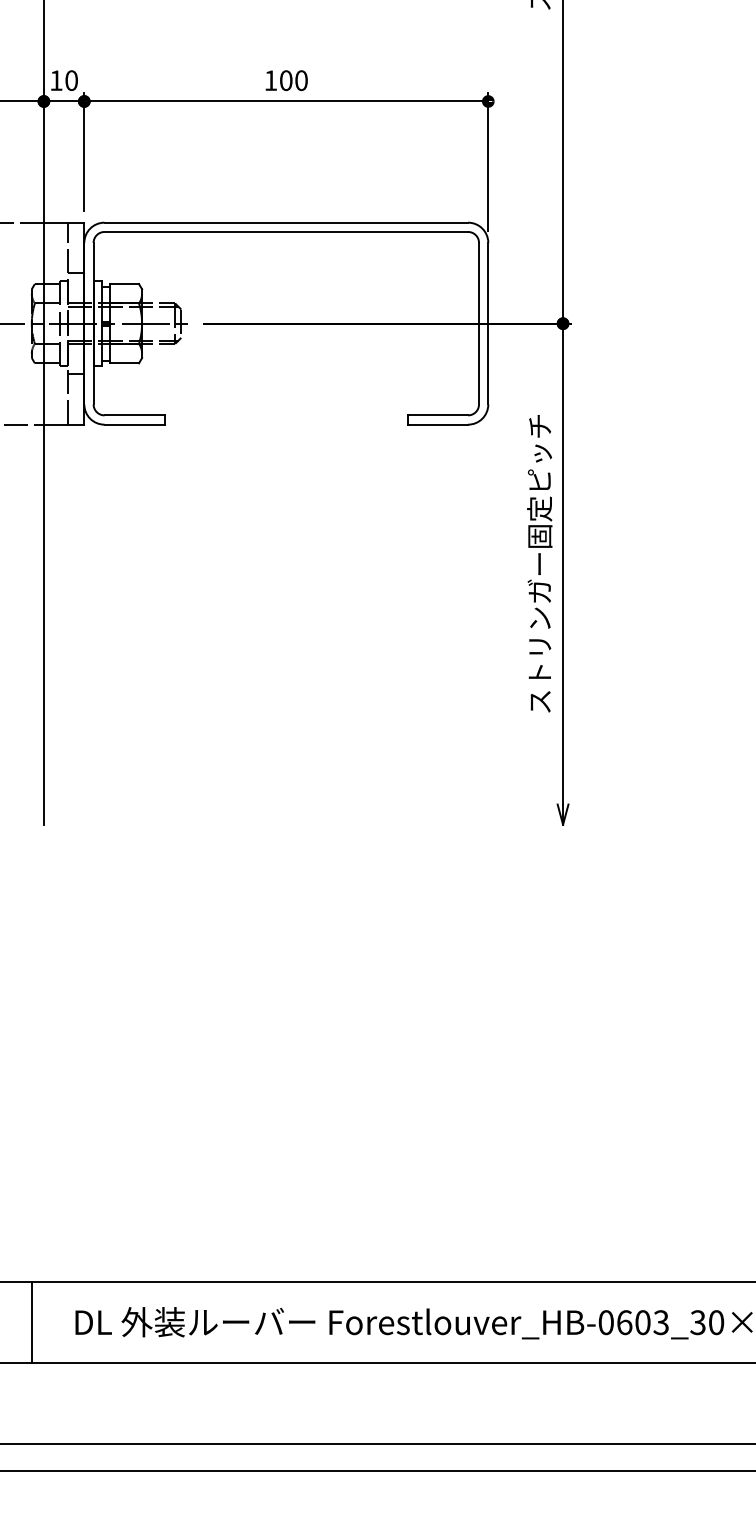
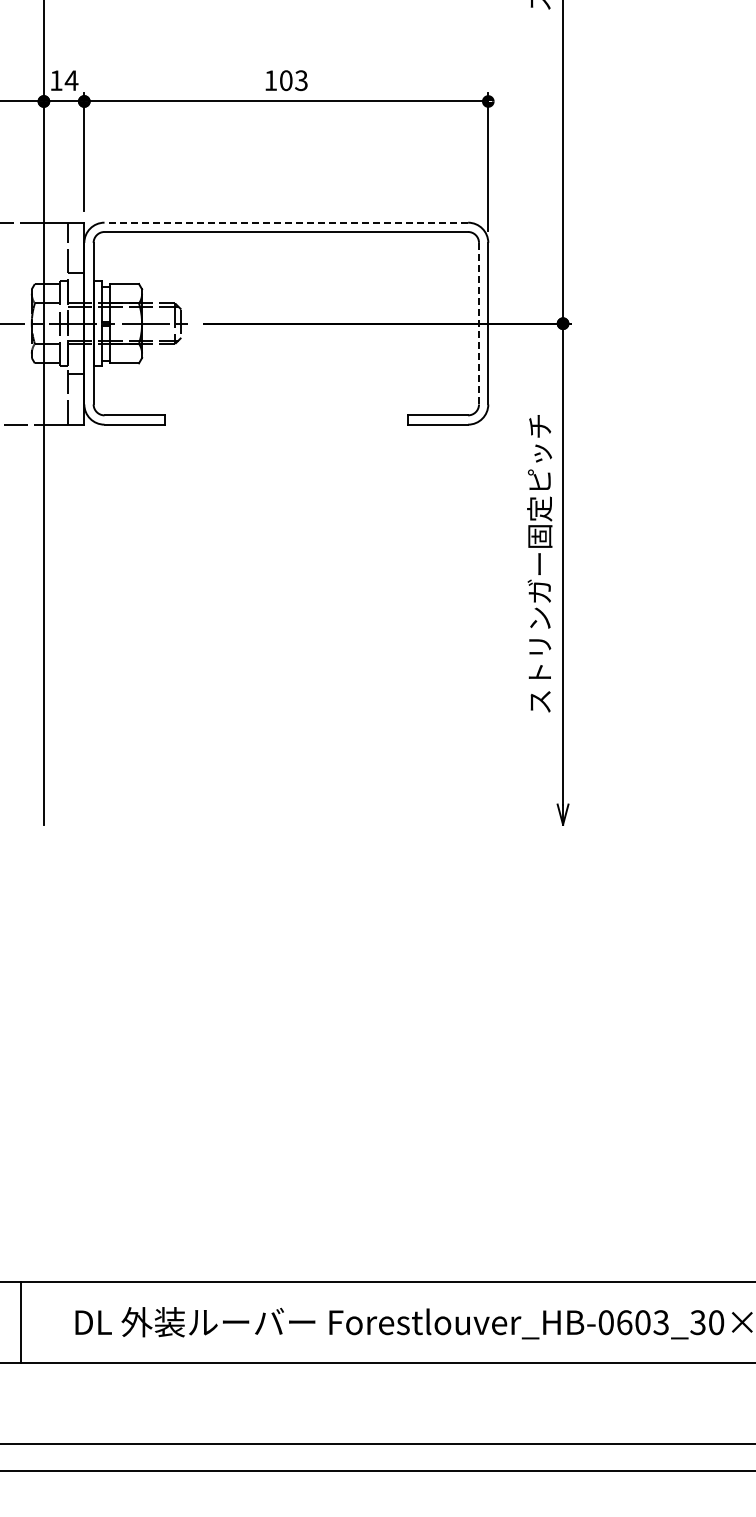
text: 10 -> 14 (71, 80)
text: 100 -> 103 (301, 80)
line: solid -> dashed (286, 222)
line: solid -> dashed (479, 323)
line position: (31, 1322) -> (20, 1322) (20, 1322)
